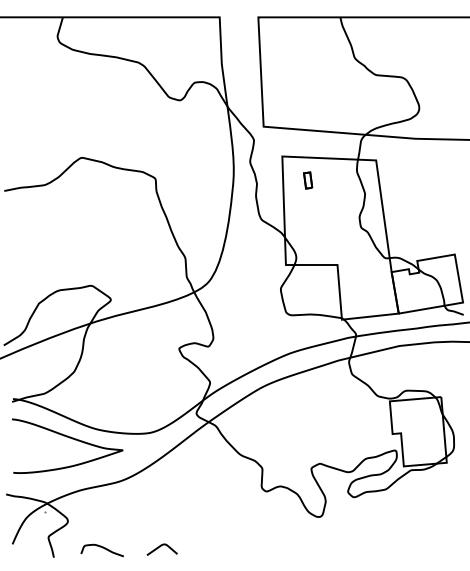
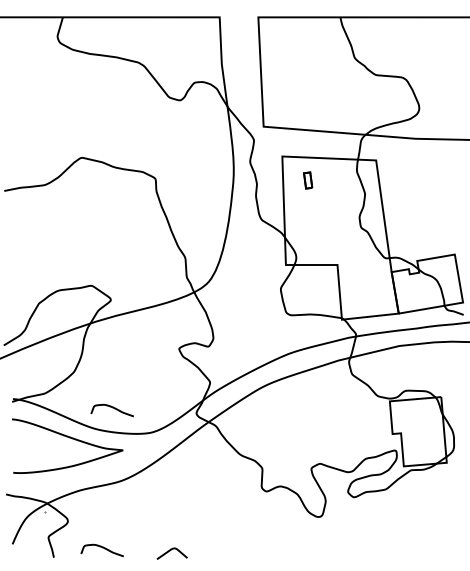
curve: none -> present (112, 408)
curve position: (160, 547) -> (170, 551) (170, 551)
